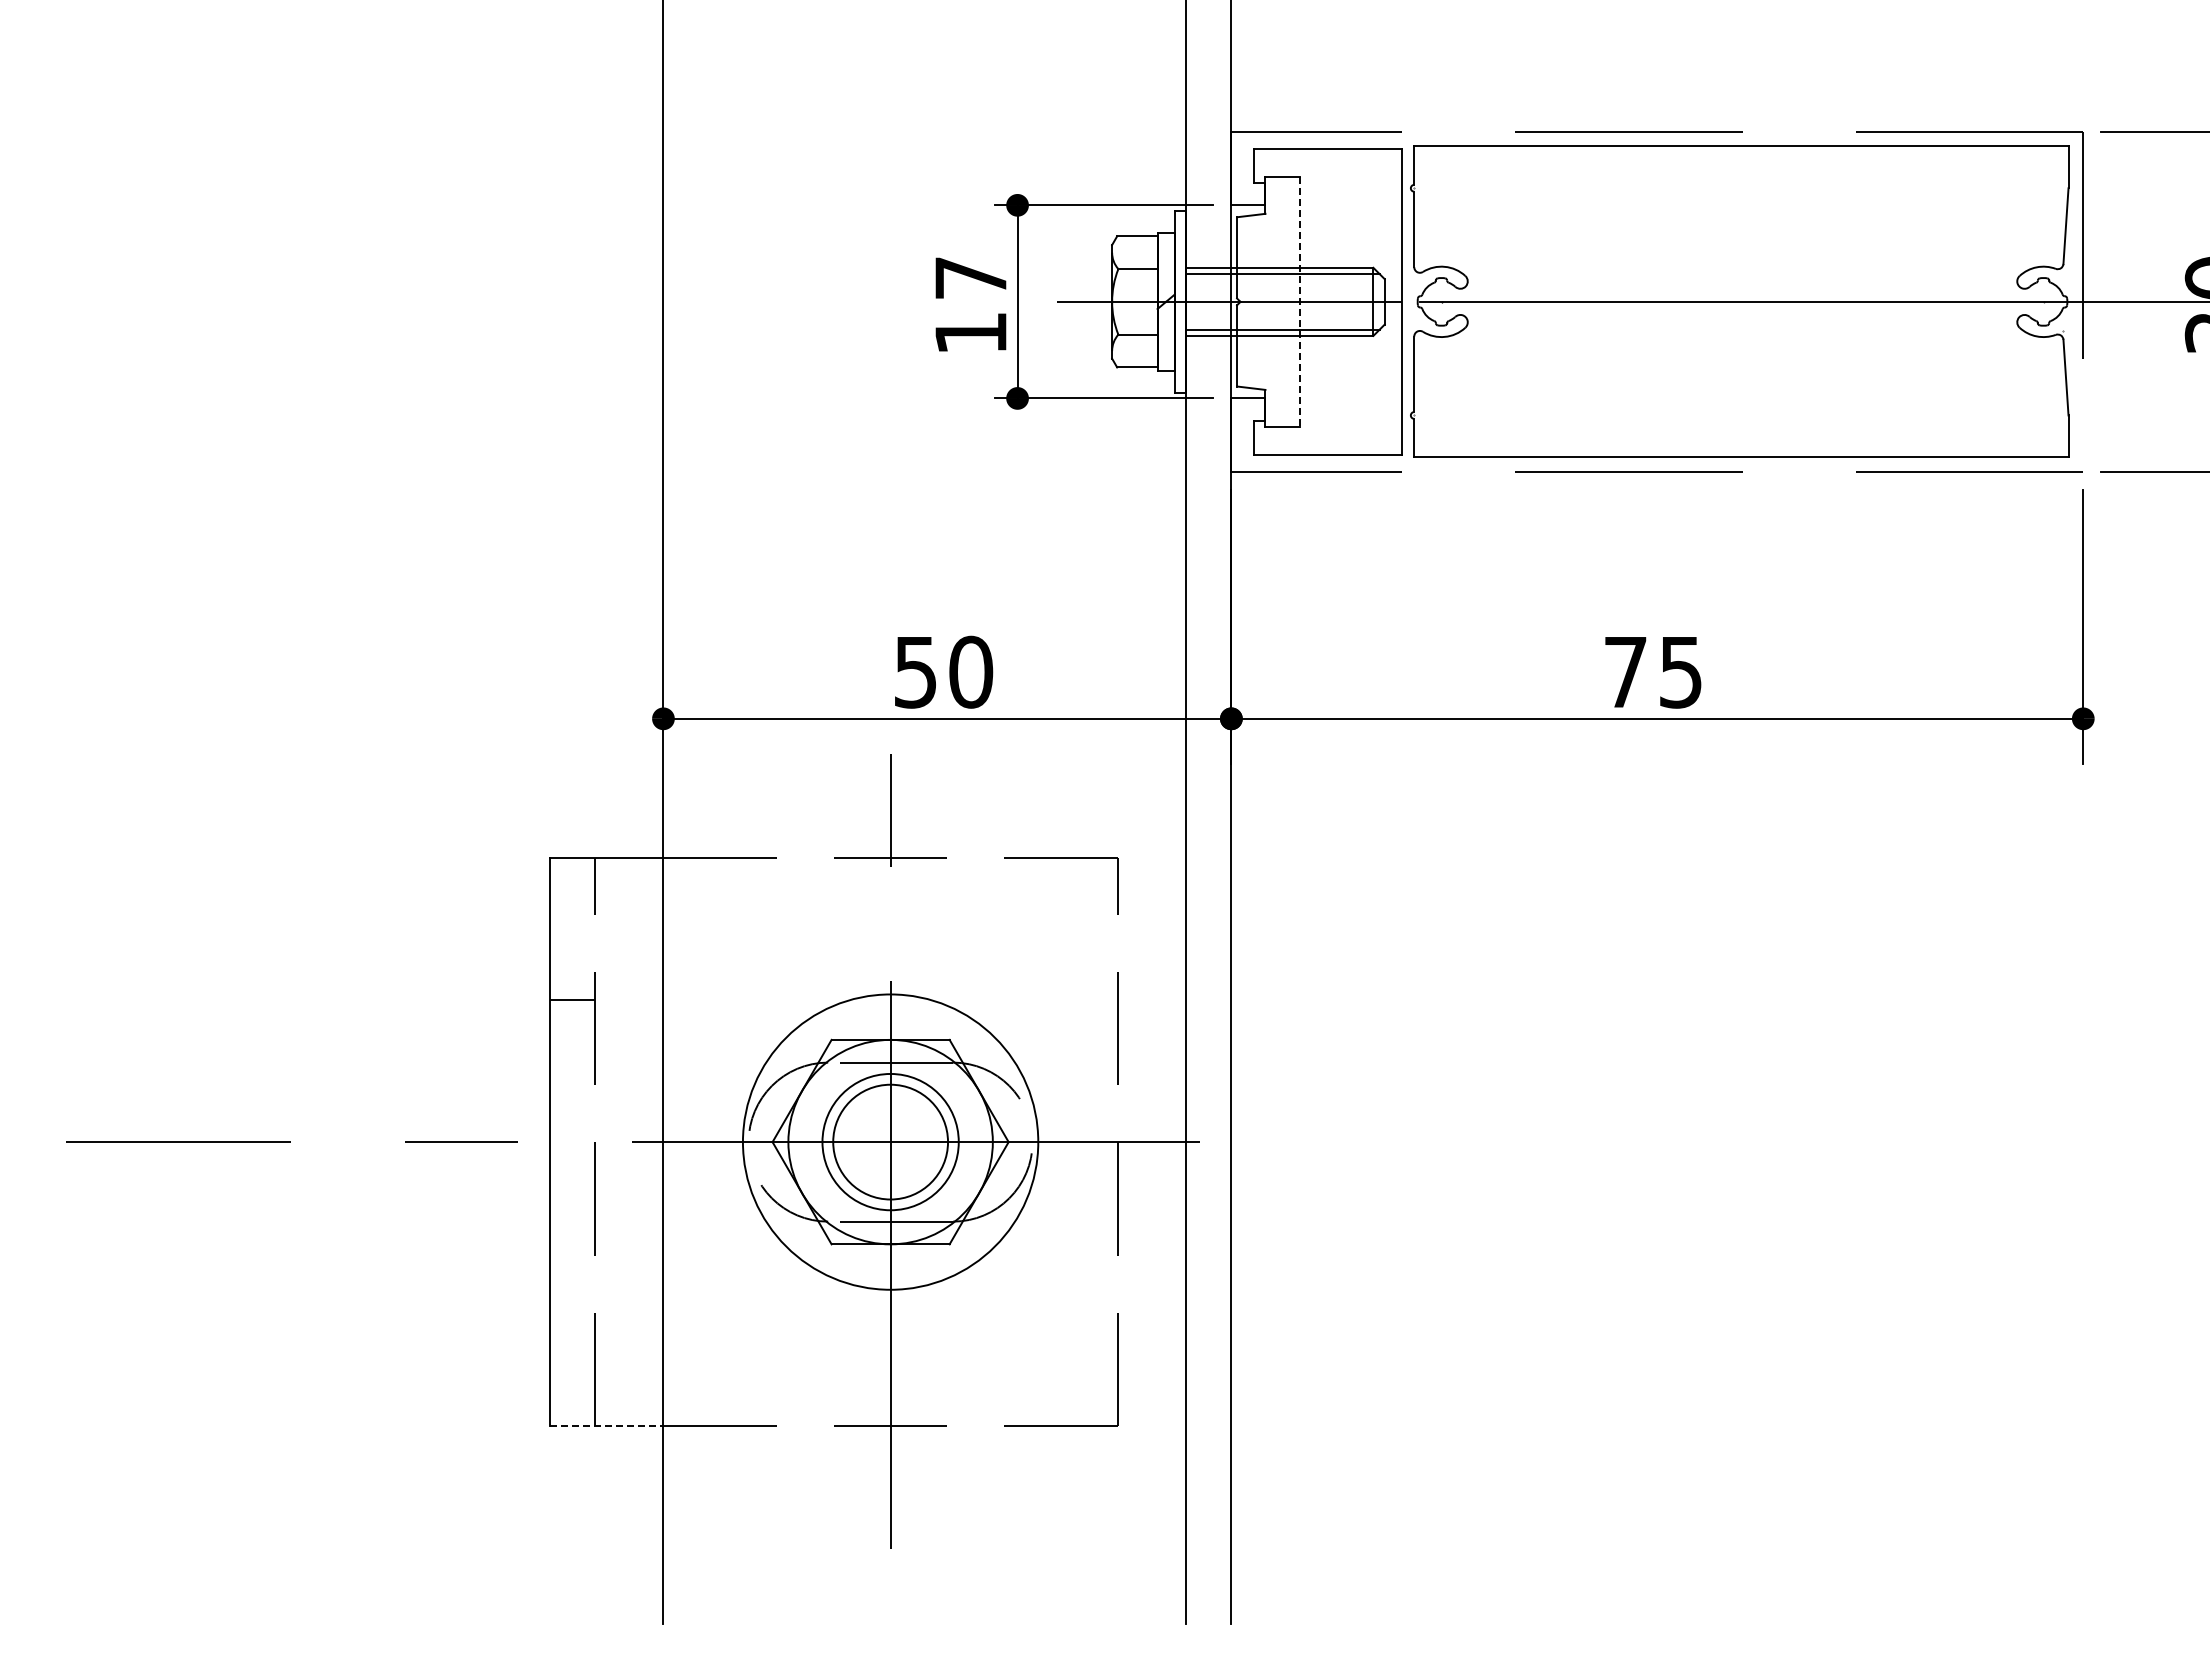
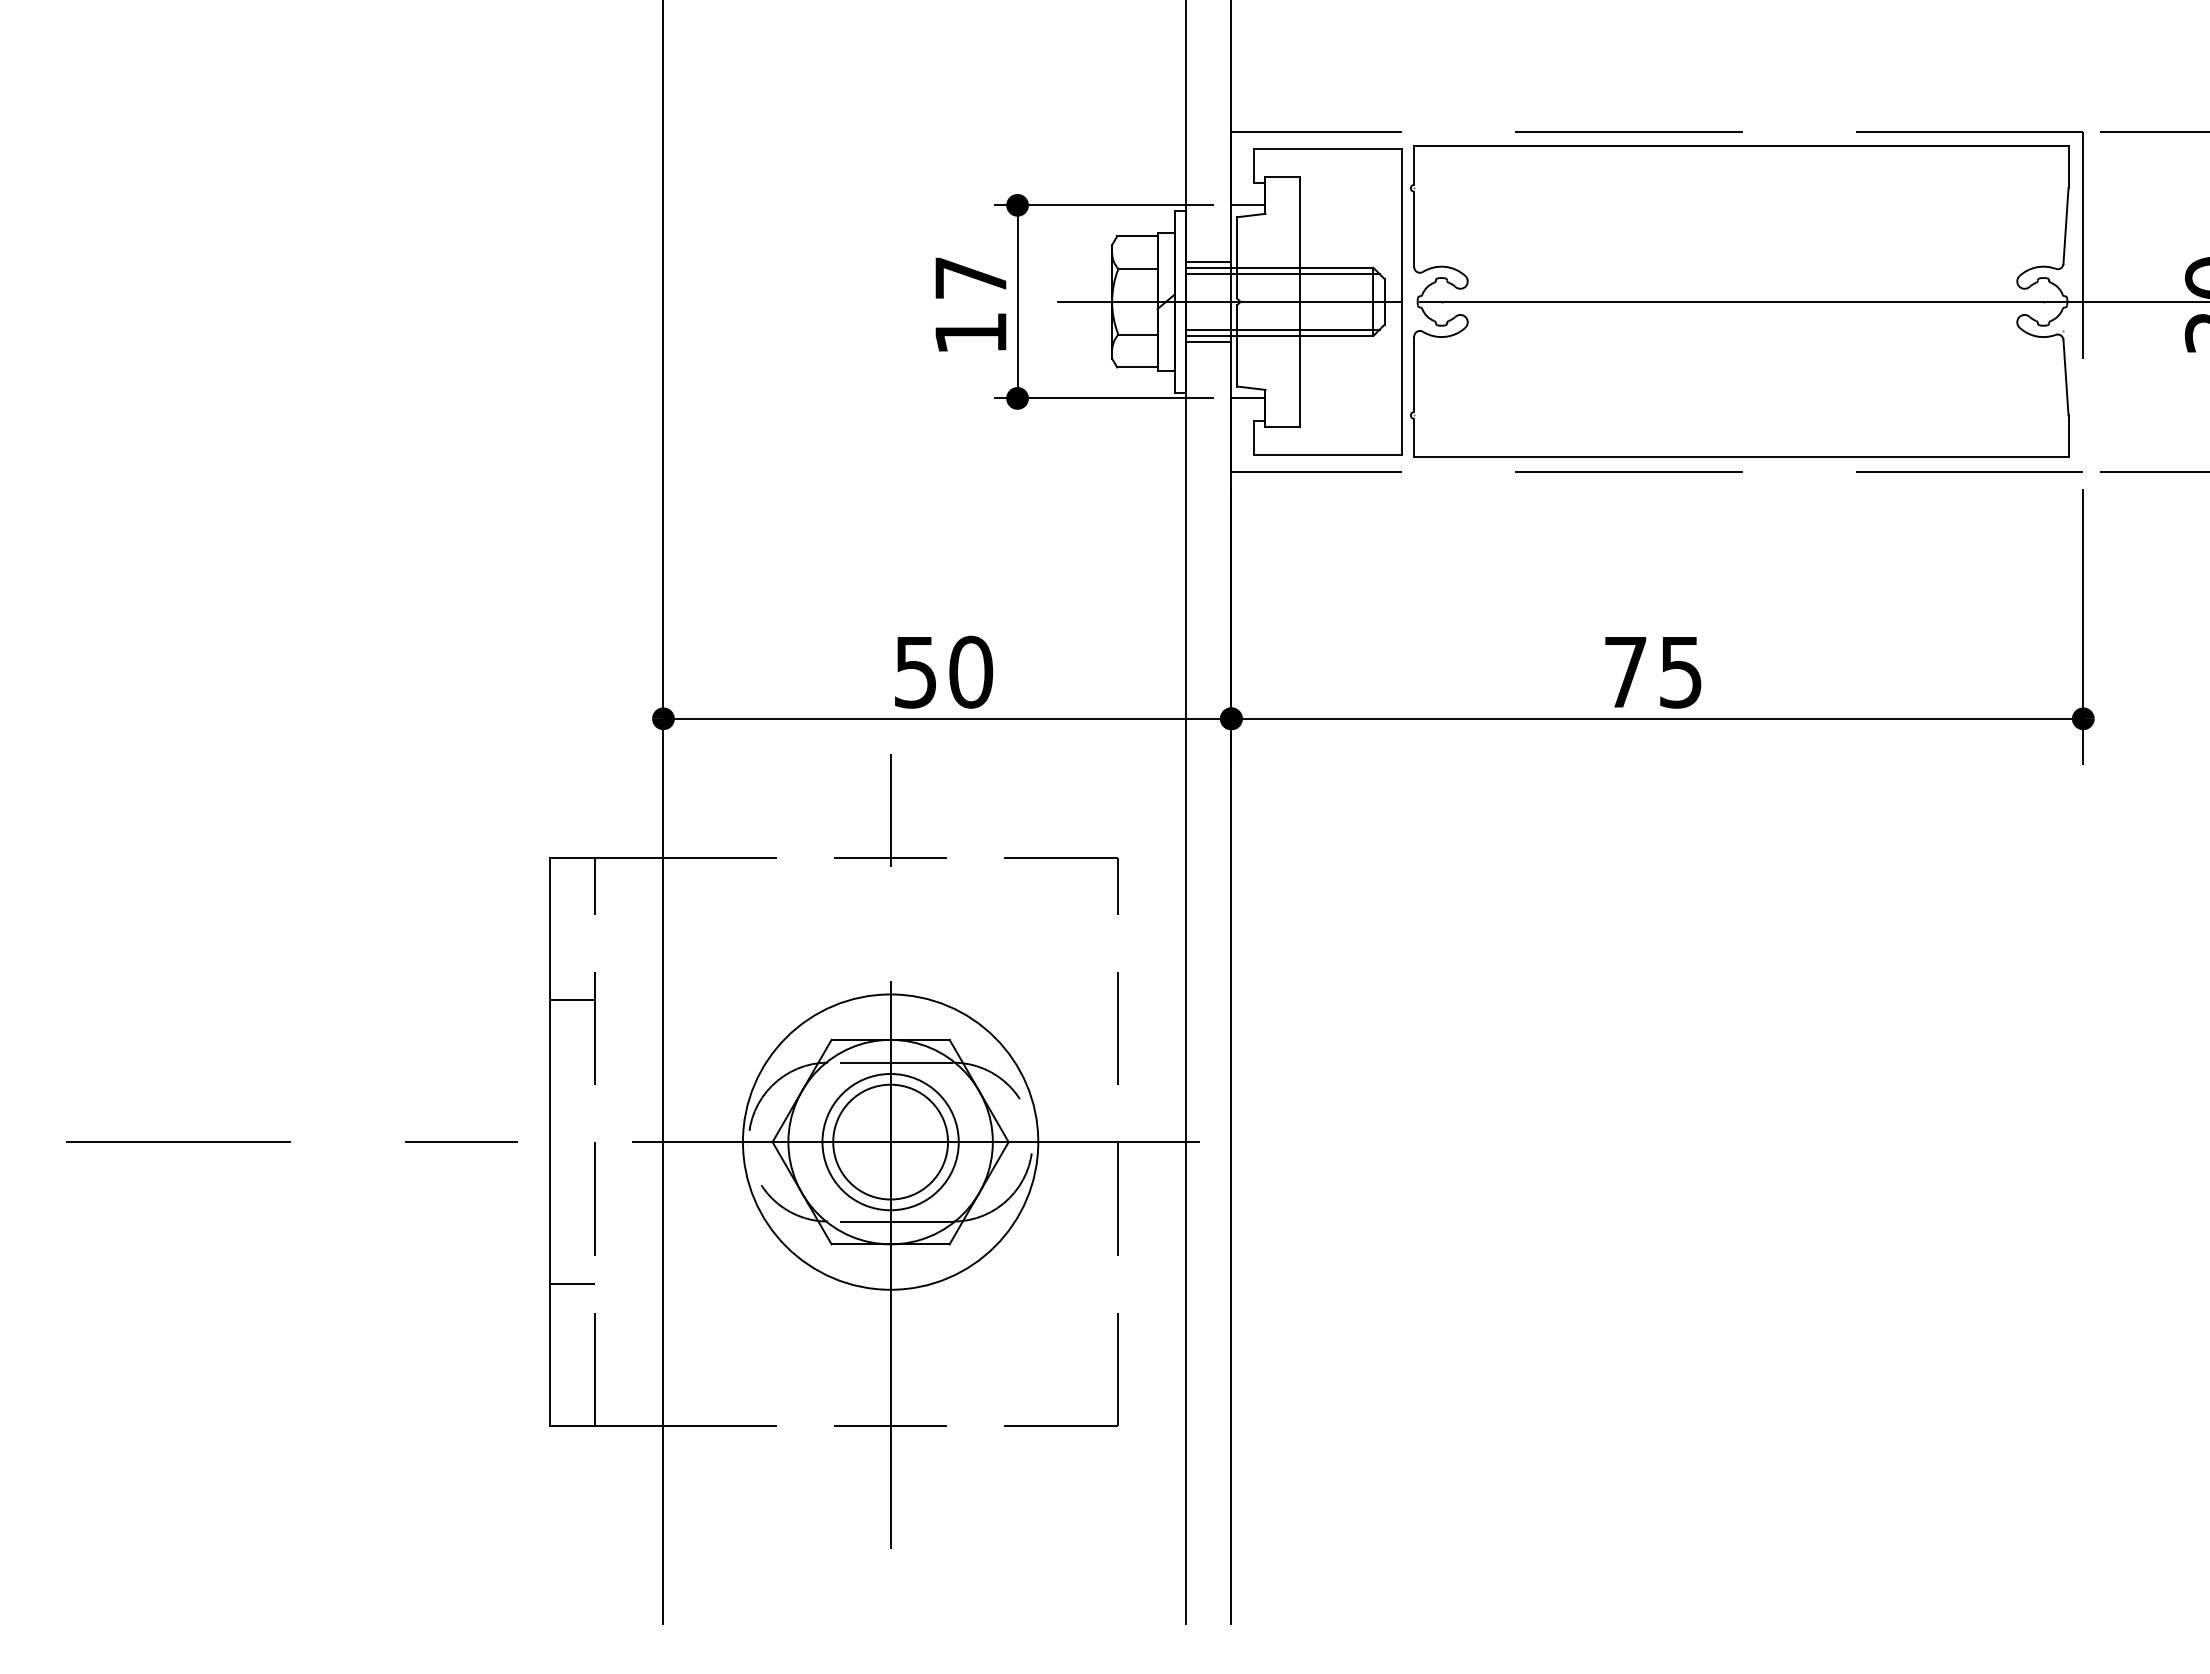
line: none -> present (1208, 262)
line: dashed -> solid (1299, 301)
line: none -> present (1208, 341)
line: none -> present (572, 1284)
line: dashed -> solid (606, 1426)
